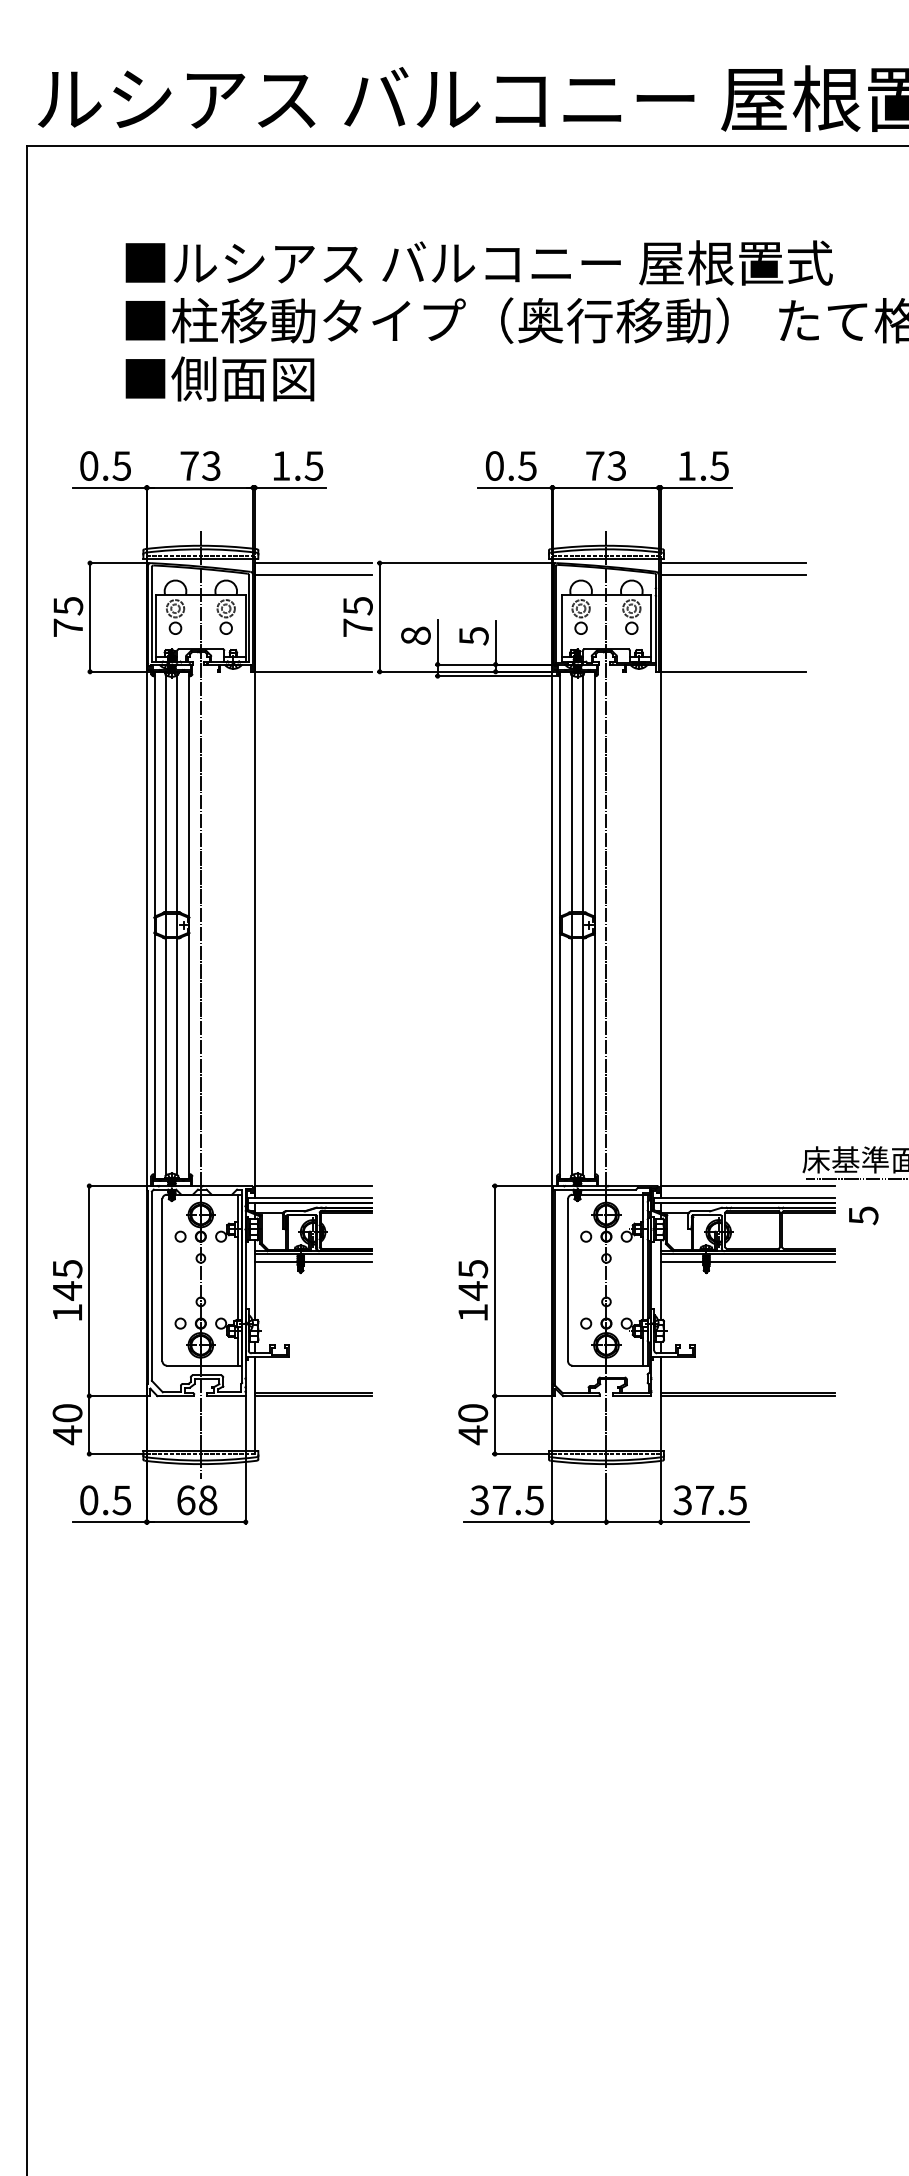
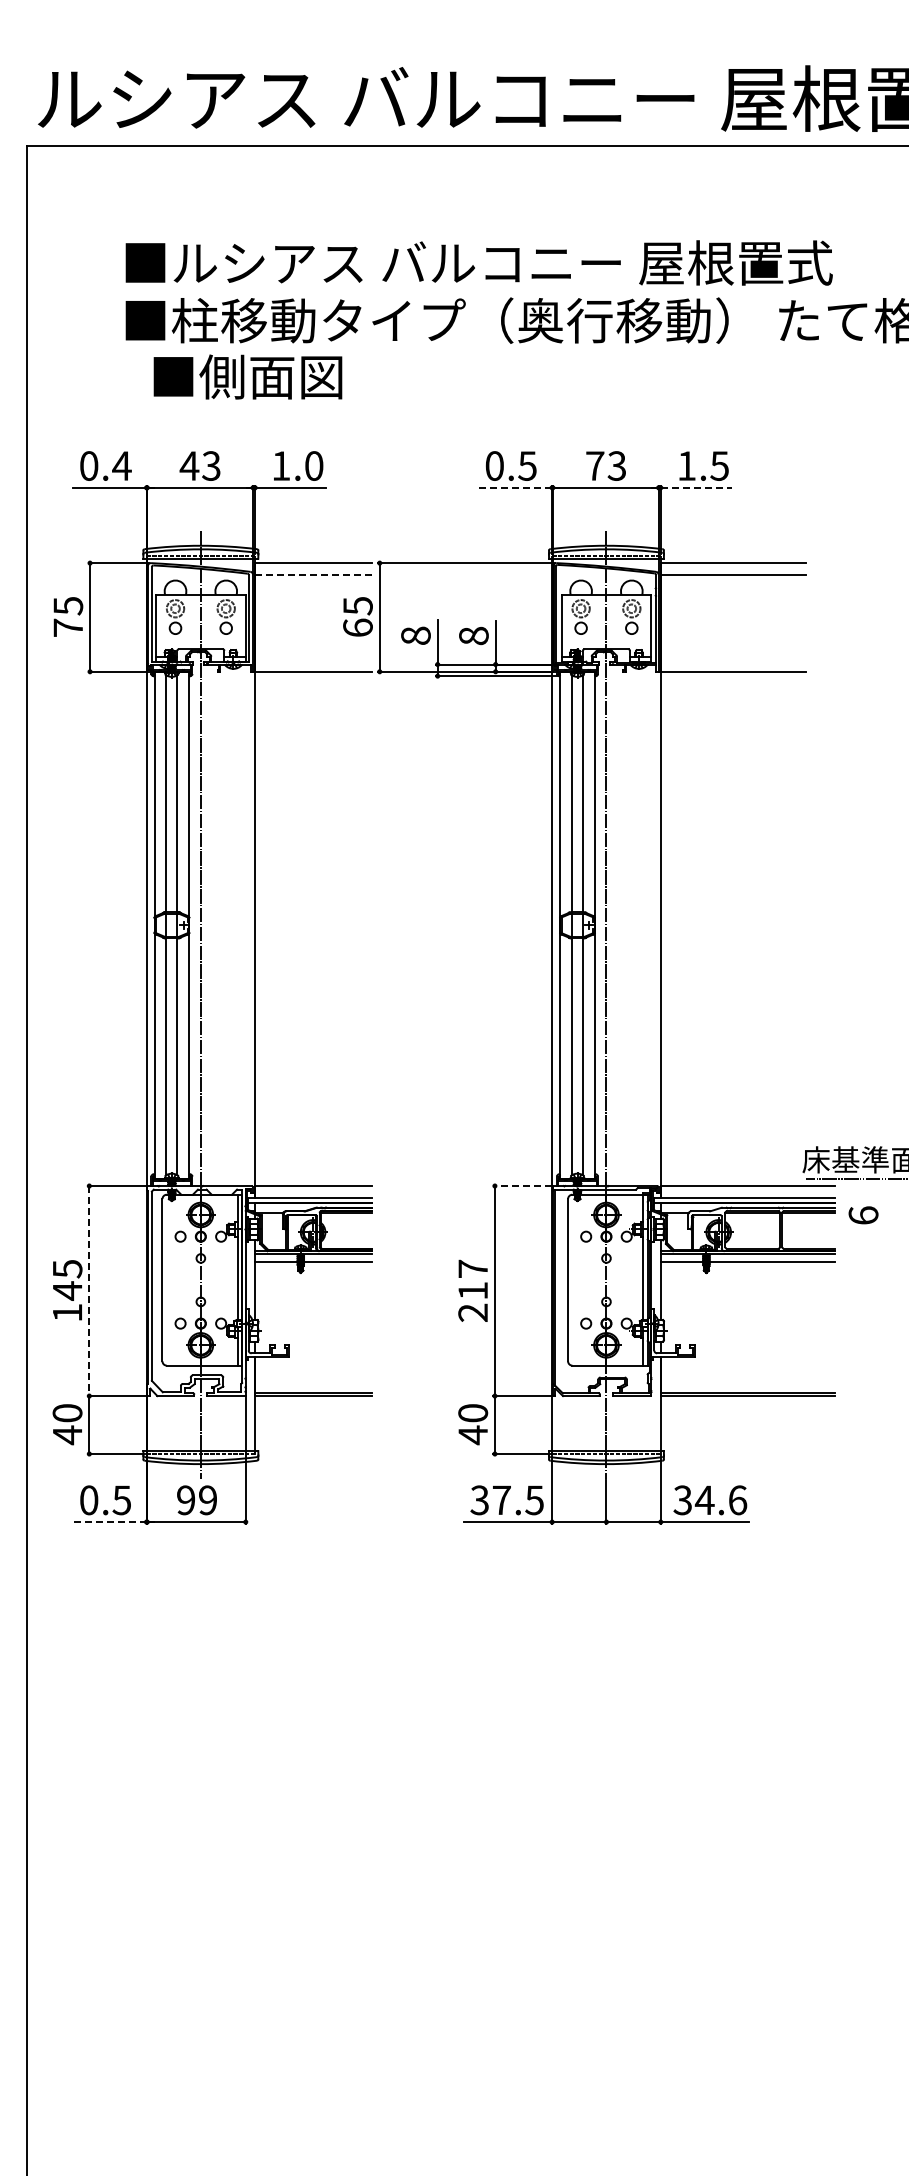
text position: (219, 378) -> (247, 376) (247, 376)
text: 0.5 -> 0.4 (121, 465)
text: 73 -> 43 (189, 465)
text: 1.5 -> 1.0 (313, 465)
line: solid -> dashed (514, 487)
line: solid -> dashed (696, 487)
line: solid -> dashed (313, 574)
text: 75 -> 65 (357, 627)
text: 5 -> 8 (473, 635)
line: solid -> dashed (522, 1186)
text: 5 -> 6 (863, 1215)
text: 145 -> 217 (473, 1290)
line: solid -> dashed (89, 1291)
text: 68 -> 99 (197, 1500)
text: 37.5 -> 34.6 (720, 1500)
line: solid -> dashed (109, 1522)
